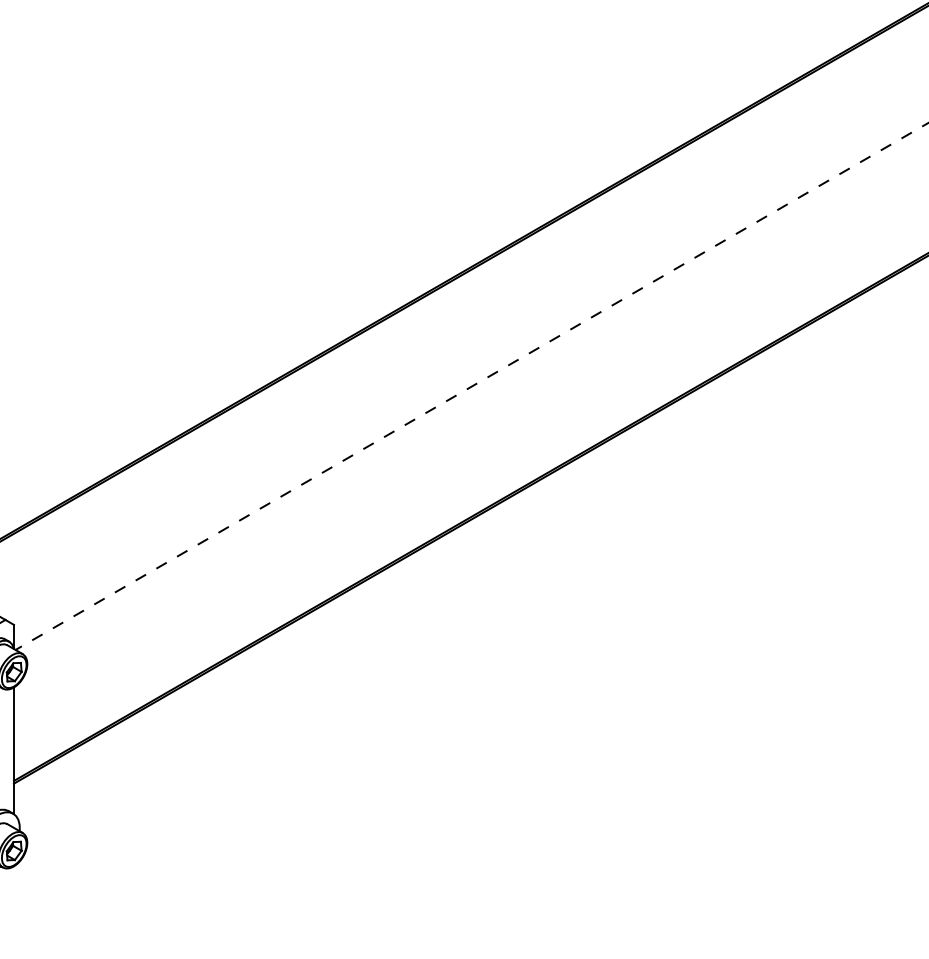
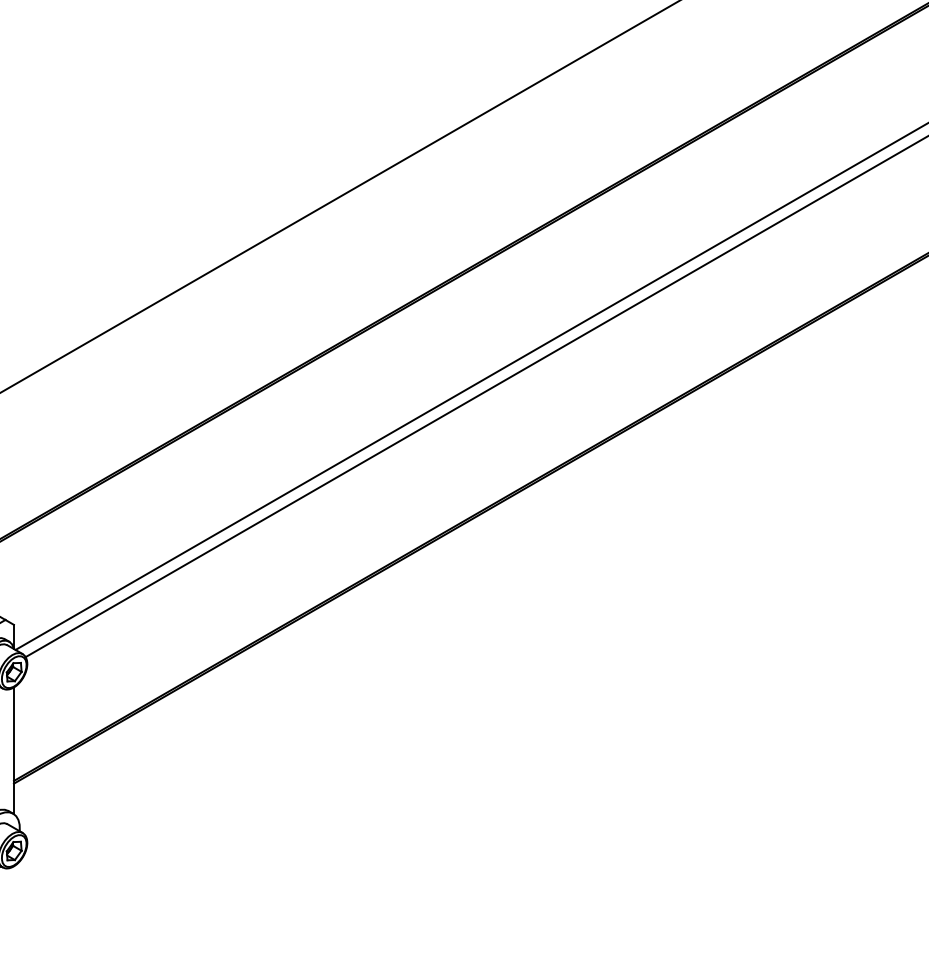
line: none -> present (339, 196)
line: dashed -> solid (471, 386)
line: none -> present (475, 397)
